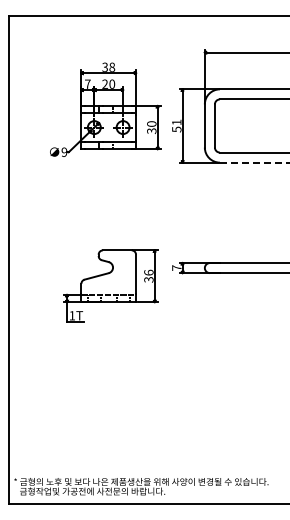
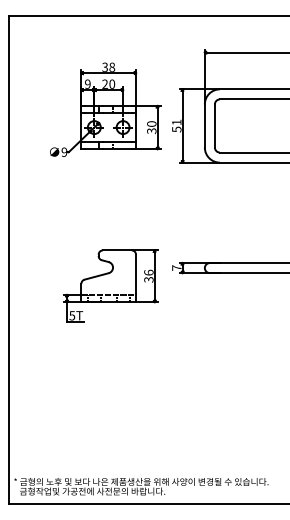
text: 7 -> 9 (87, 83)
line: dashed -> solid (254, 162)
text: 1T -> 5T (72, 315)
